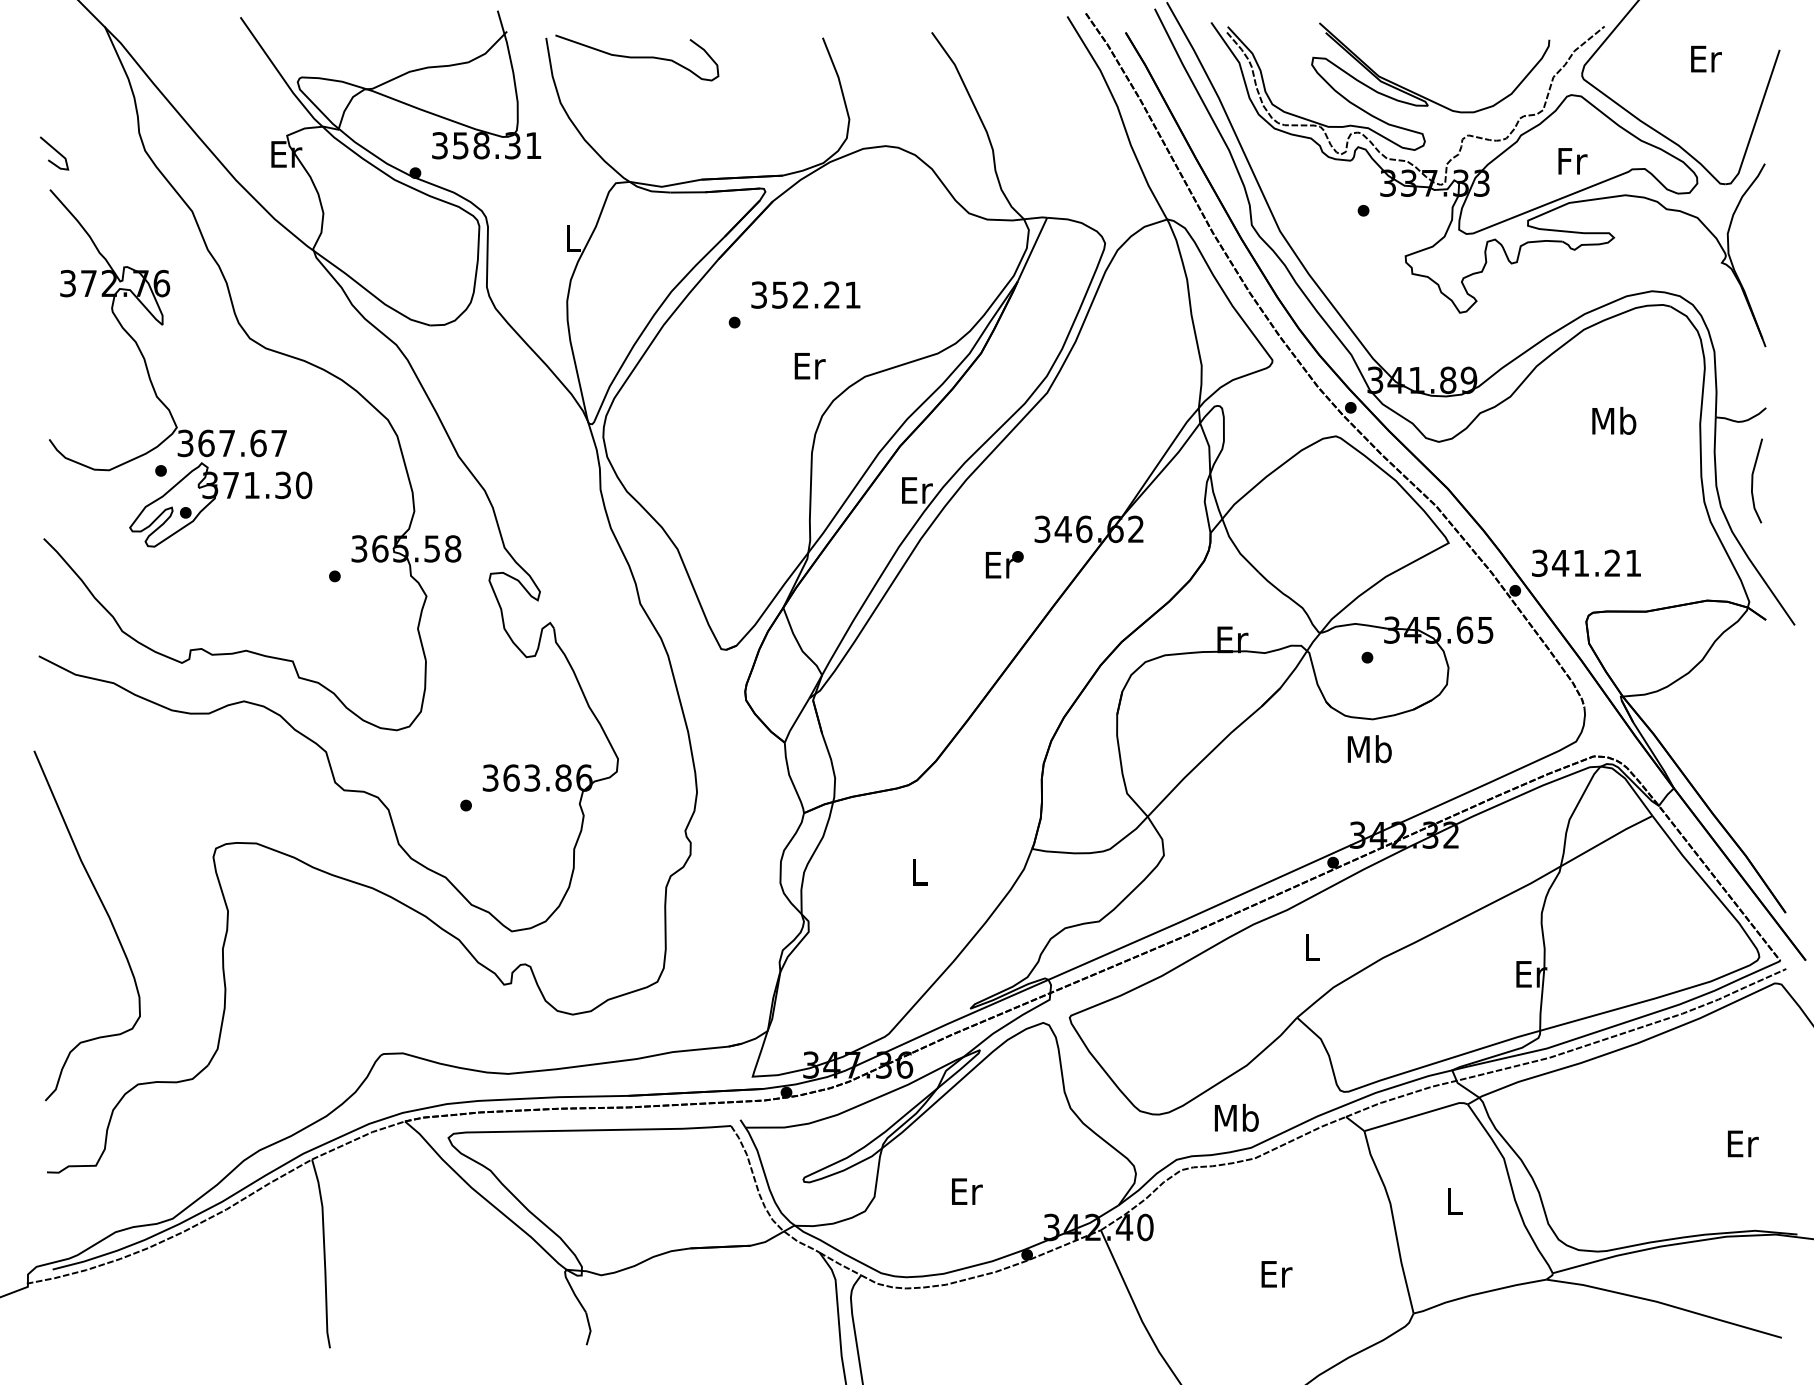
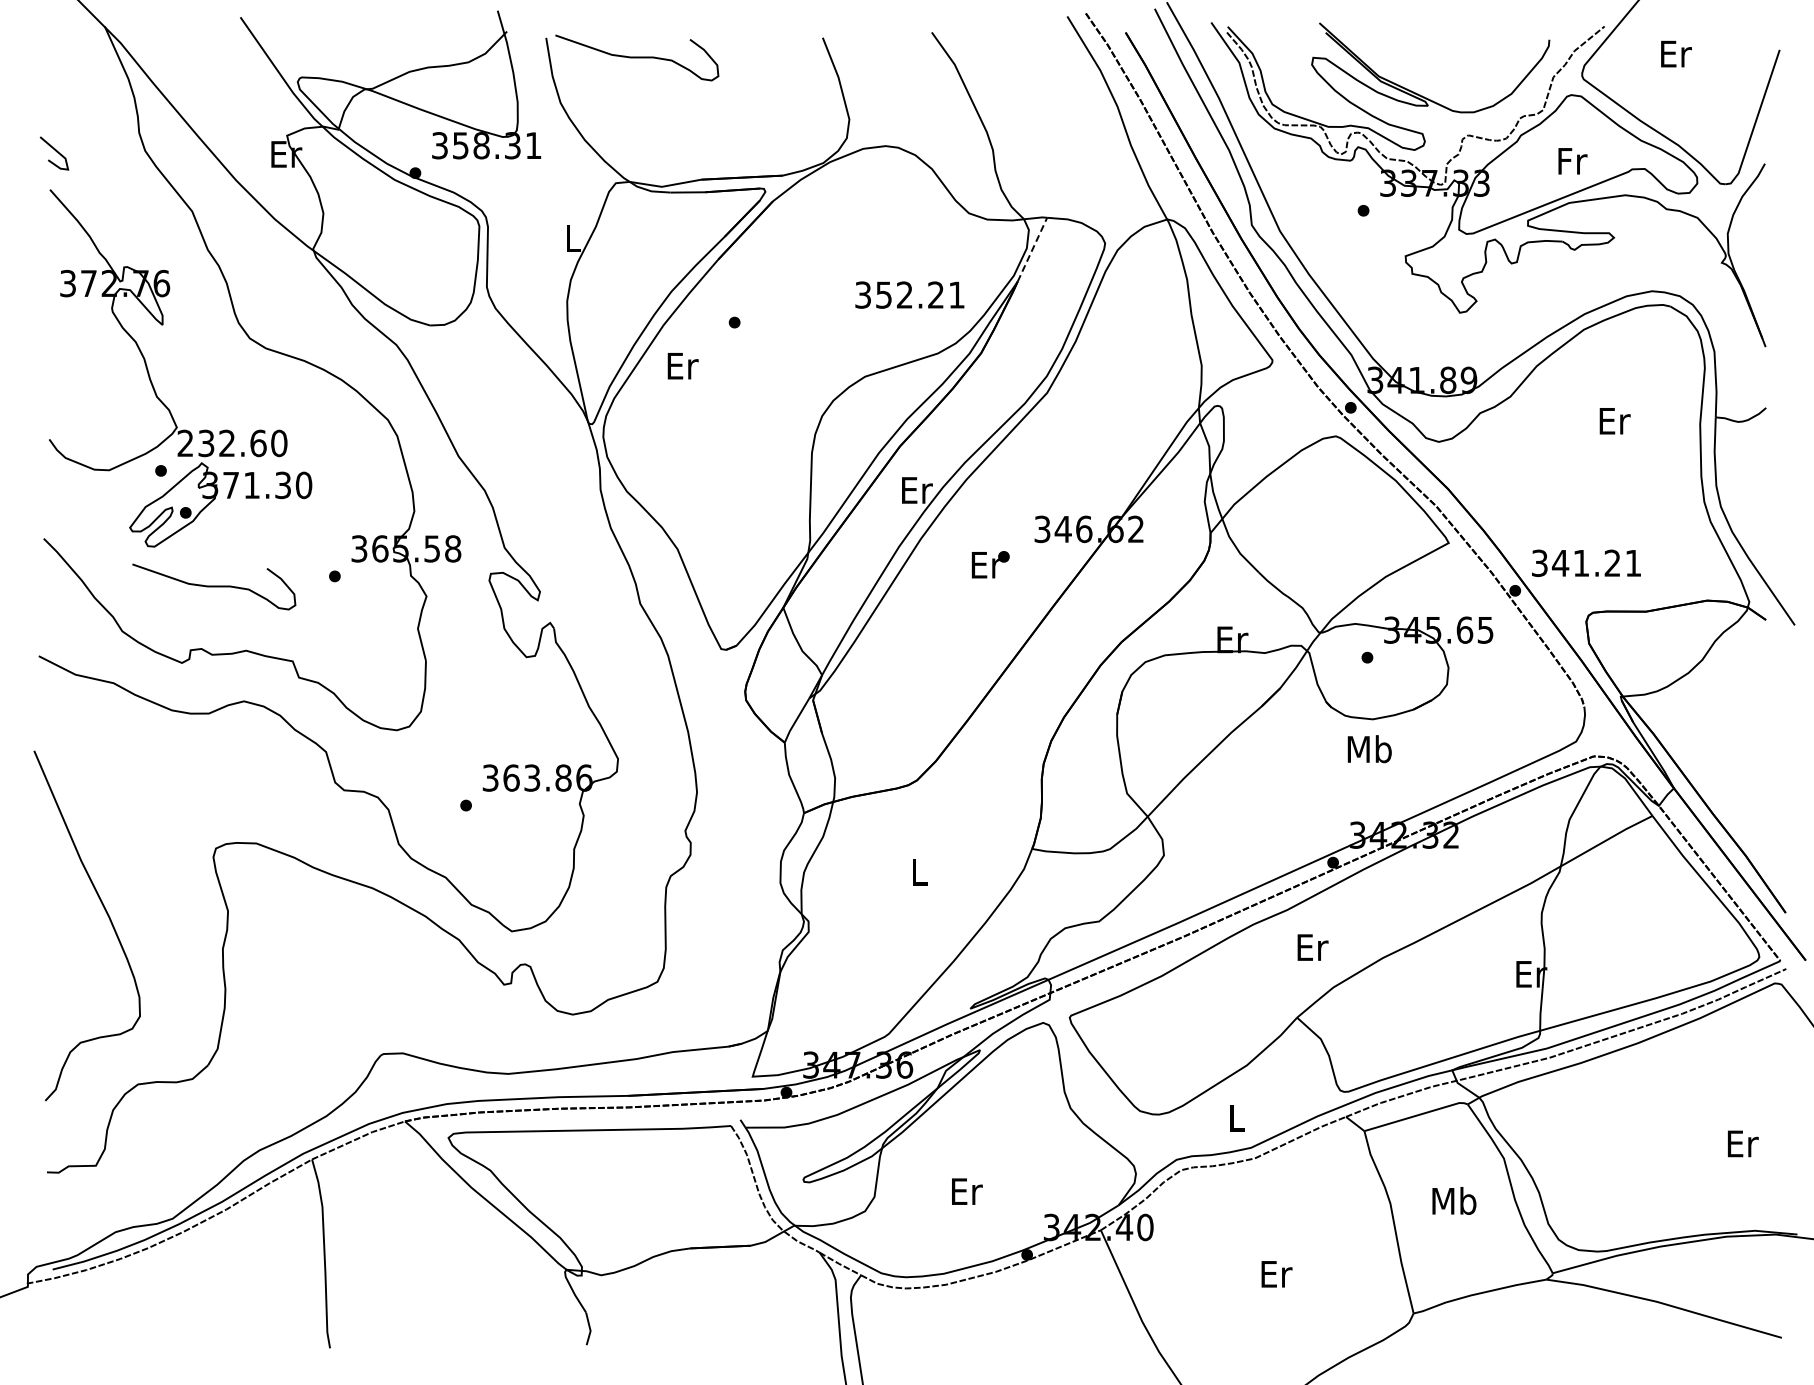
text position: (1706, 58) -> (1676, 53) (1676, 53)
line: solid -> dashed (1032, 249)
text position: (805, 294) -> (909, 294) (909, 294)
text position: (809, 366) -> (682, 366) (682, 366)
text: Mb -> Er (1614, 420)
text: 367.67 -> 232.60 (232, 443)
line: present -> none (1753, 480)
text position: (1004, 564) -> (990, 564) (990, 564)
curve: none -> present (214, 586)
text: L -> Er (1312, 947)
text: Mb -> L (1236, 1117)
text: L -> Mb (1454, 1200)
